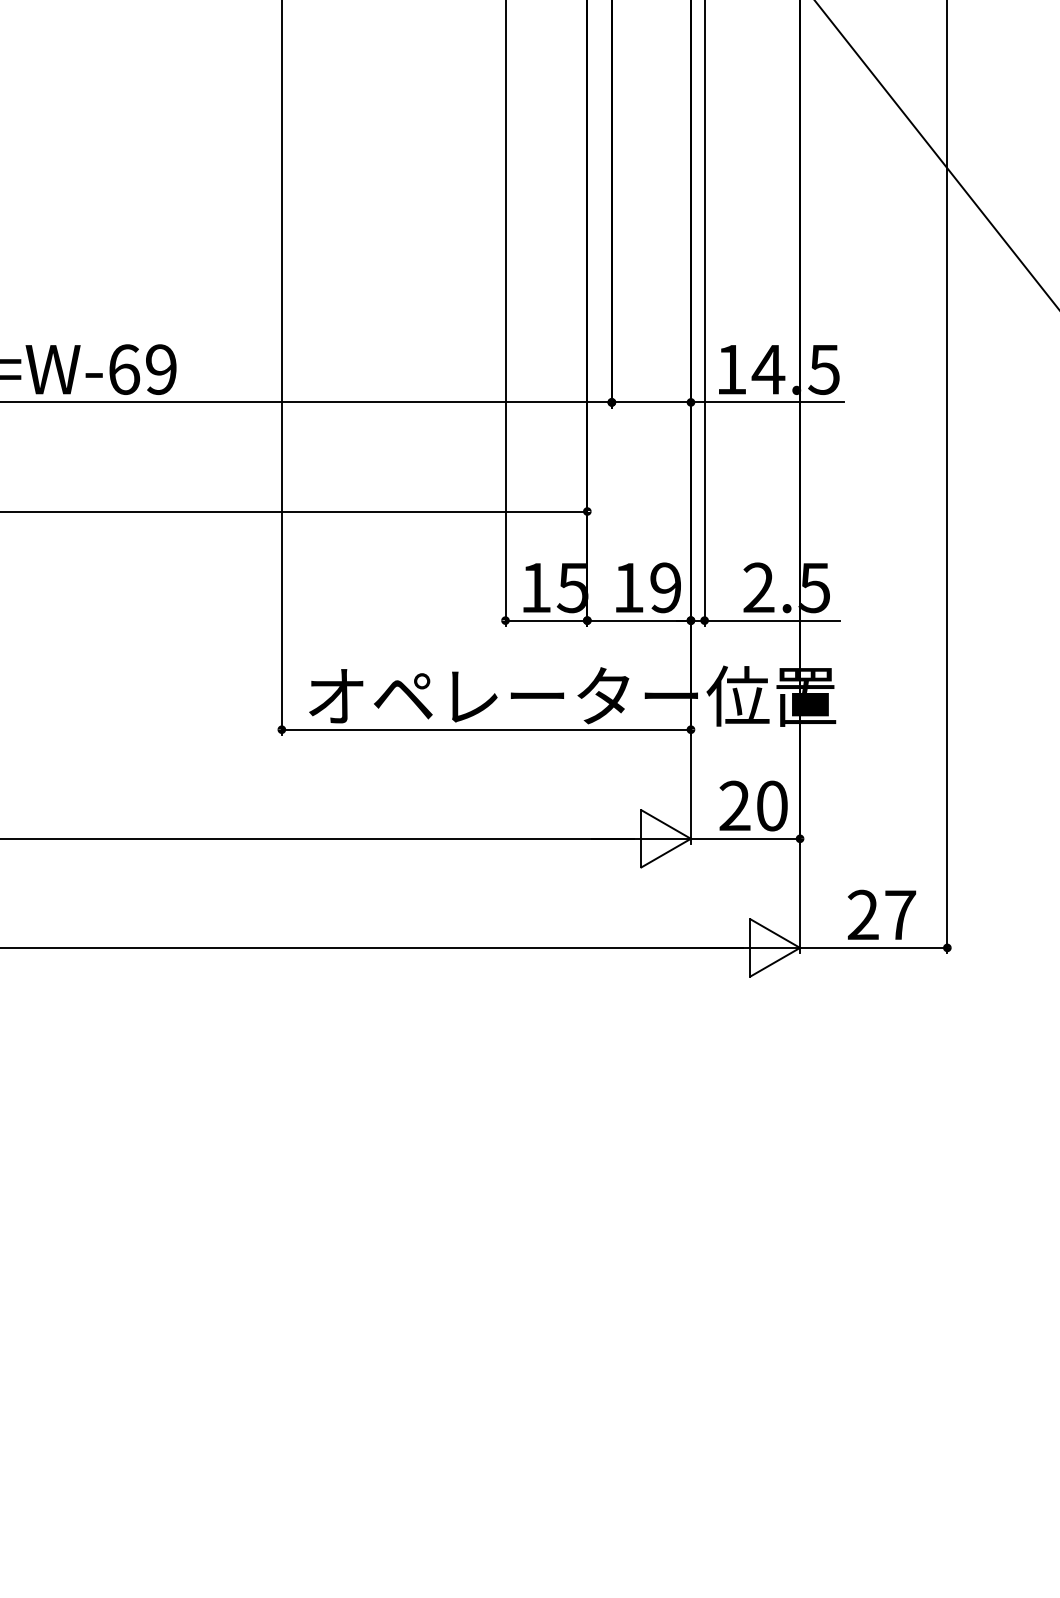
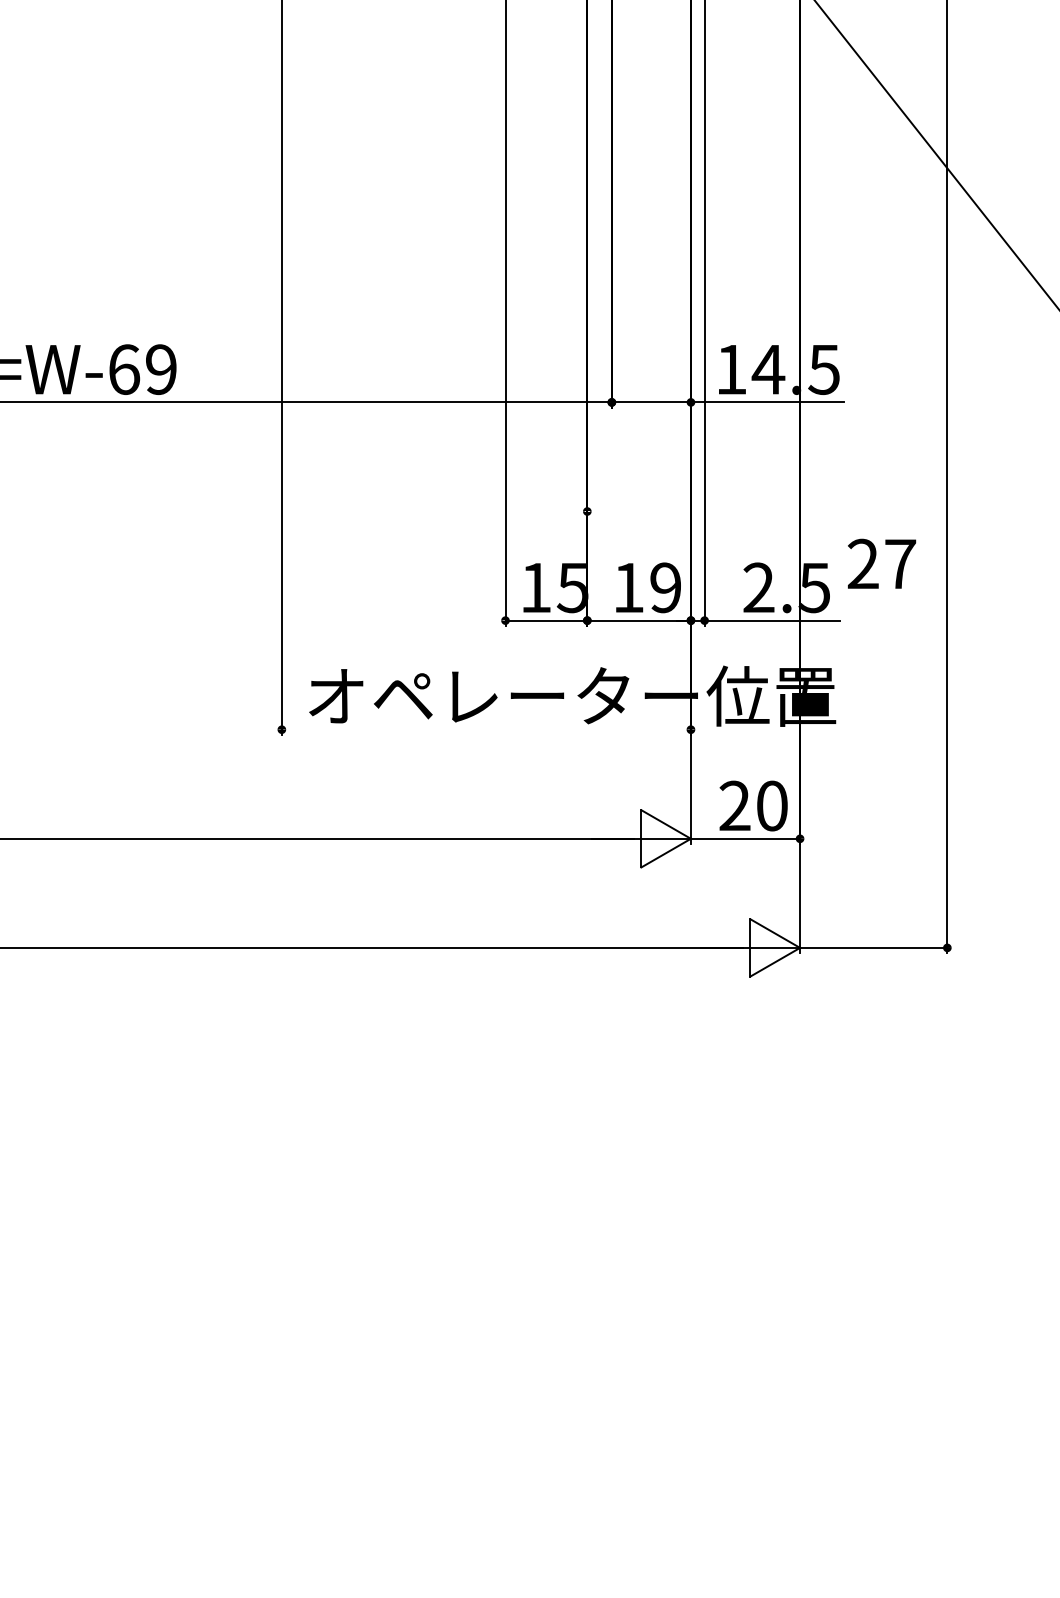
line: present -> none (294, 511)
line: present -> none (485, 729)
text position: (882, 914) -> (882, 563) (882, 563)
